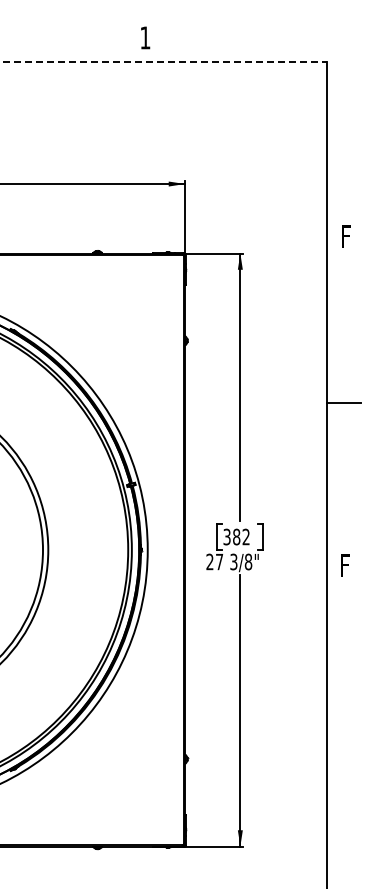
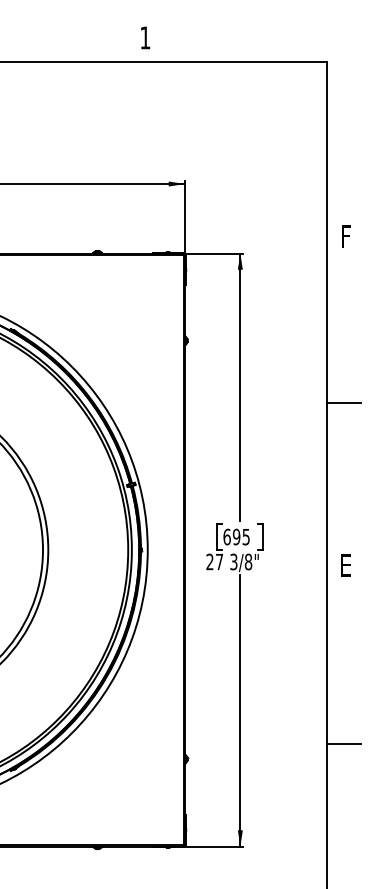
line: dashed -> solid (163, 61)
text: 382 -> 695 (236, 536)
text: F -> E (346, 565)
line: none -> present (343, 743)
